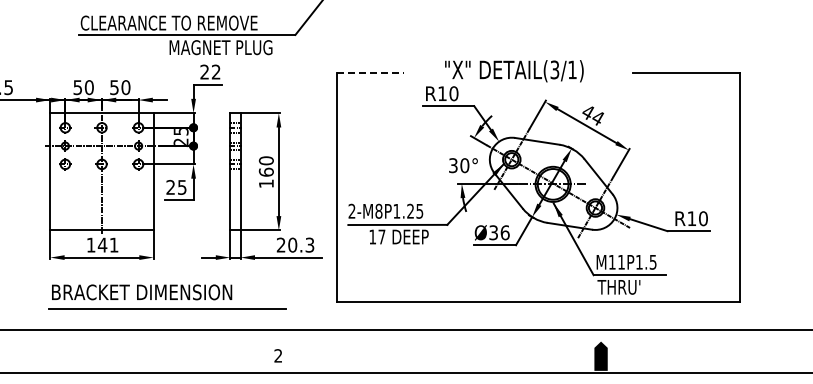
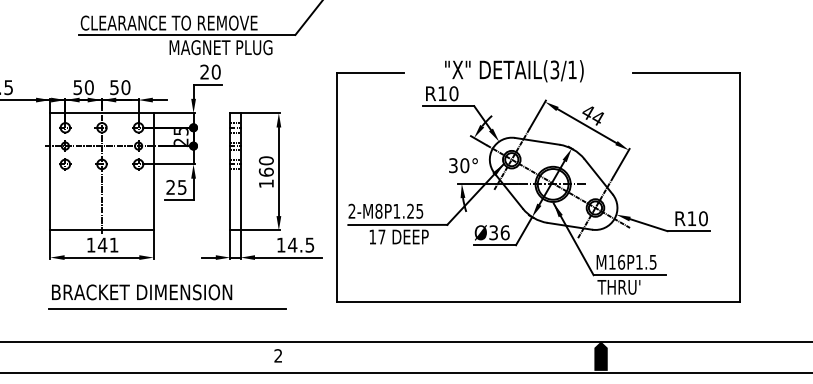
text: 22 -> 20 (215, 71)
line: dashed -> solid (370, 73)
text: 20.3 -> 14.5 (295, 244)
text: M11P1.5 -> M16P1.5 (621, 261)
line position: (405, 329) -> (405, 341) (405, 341)
